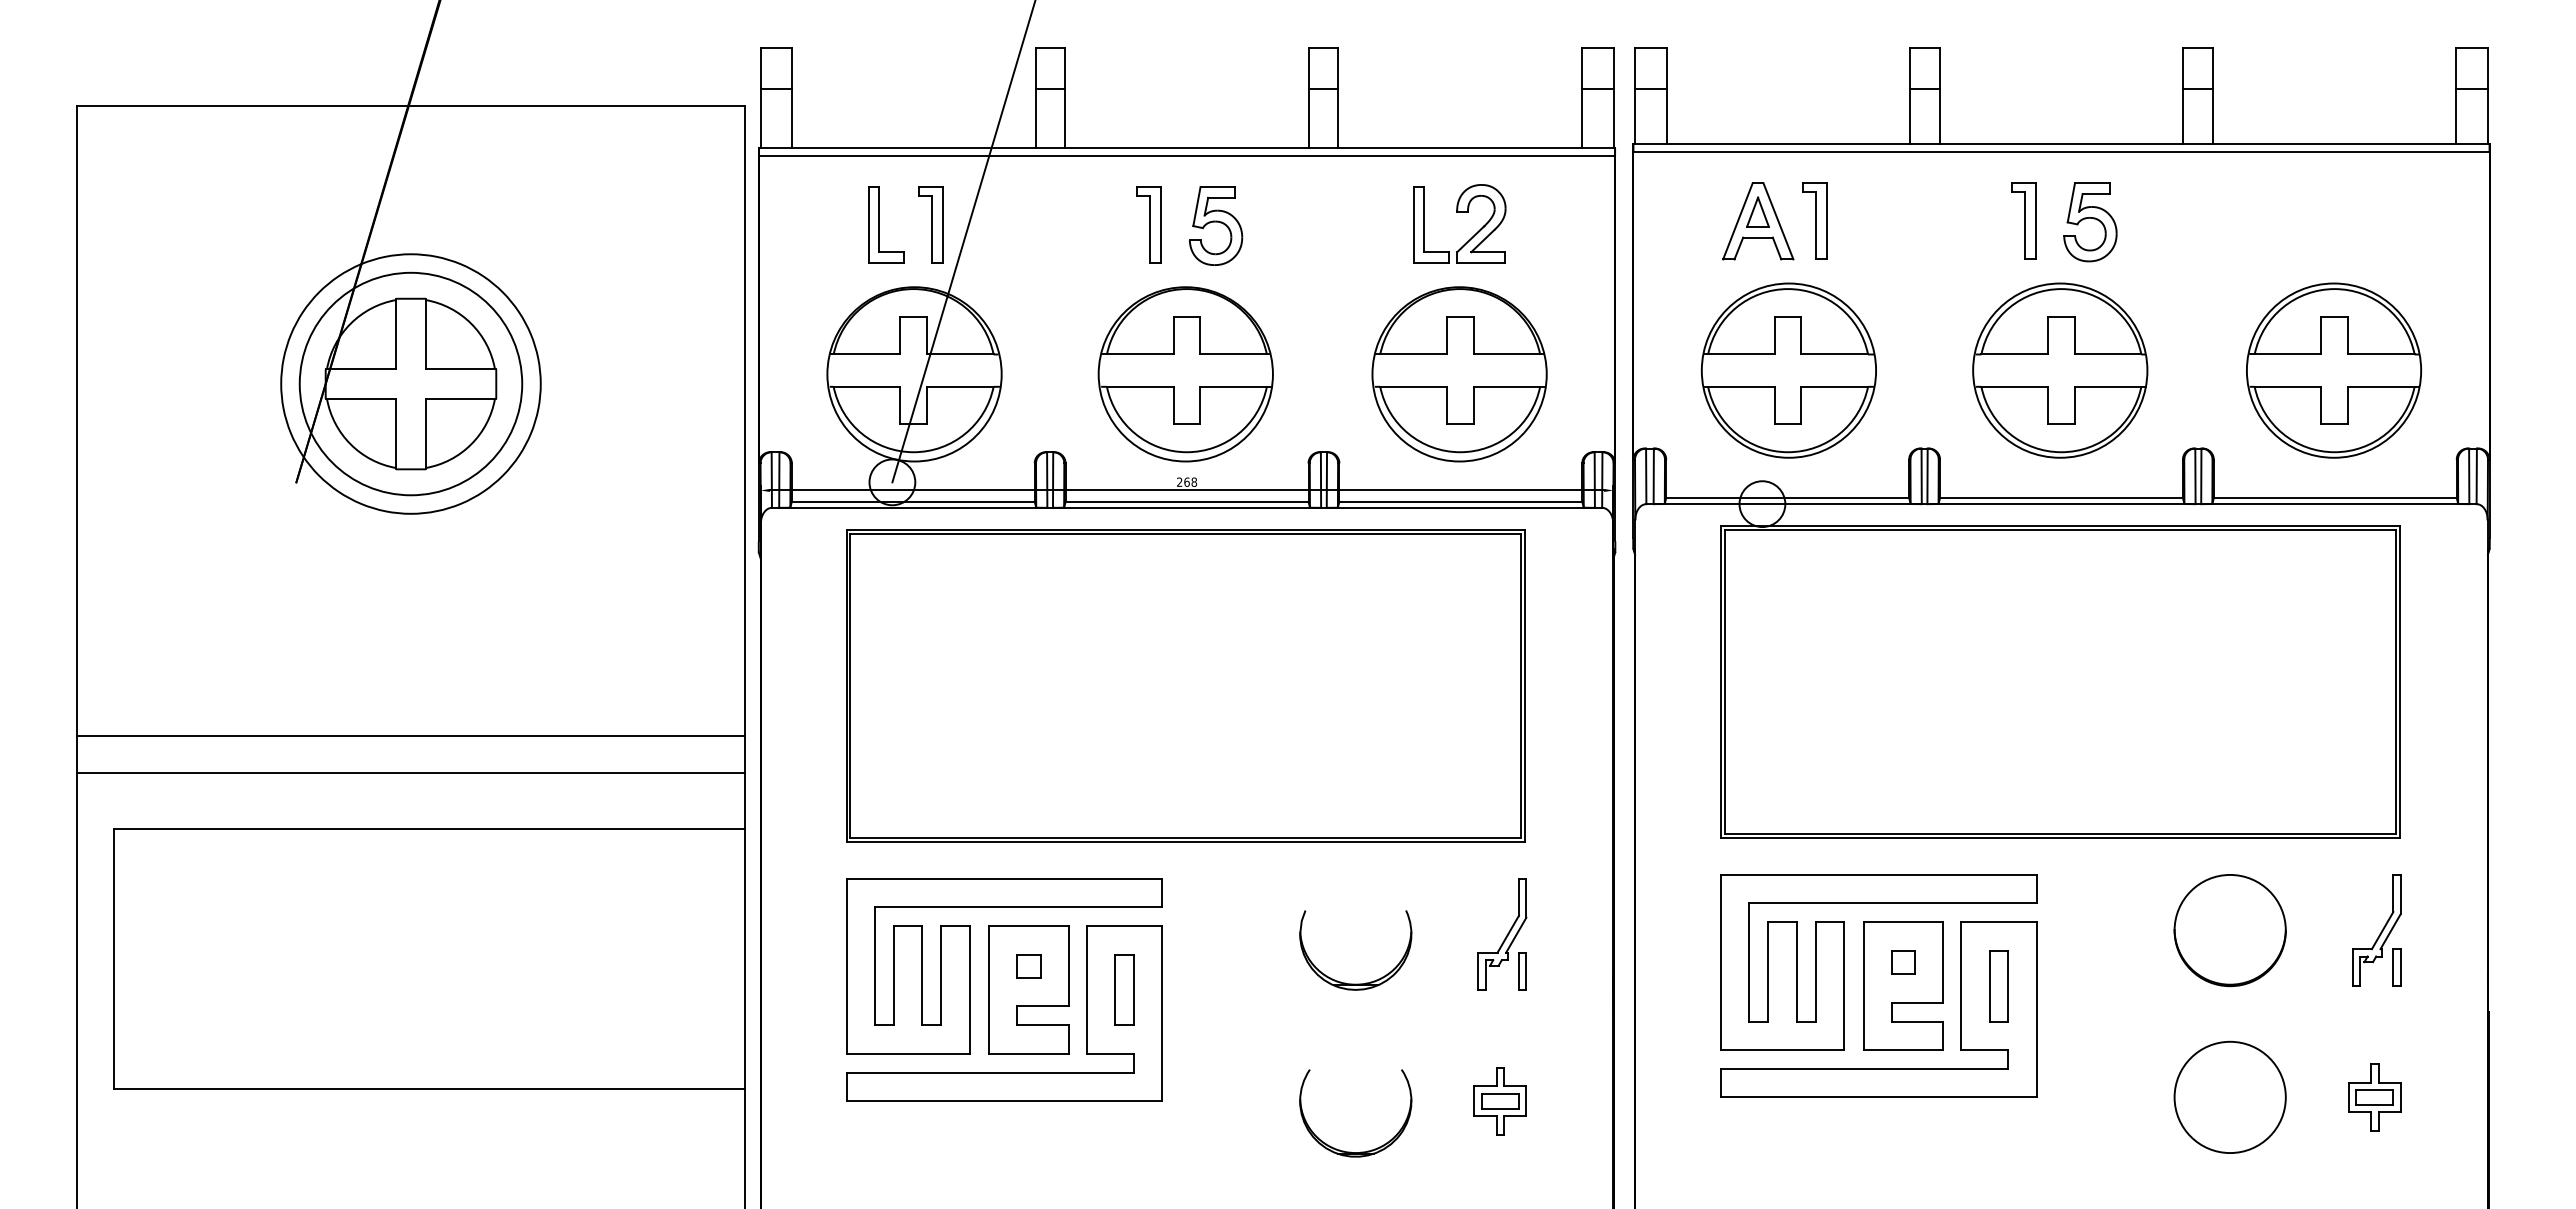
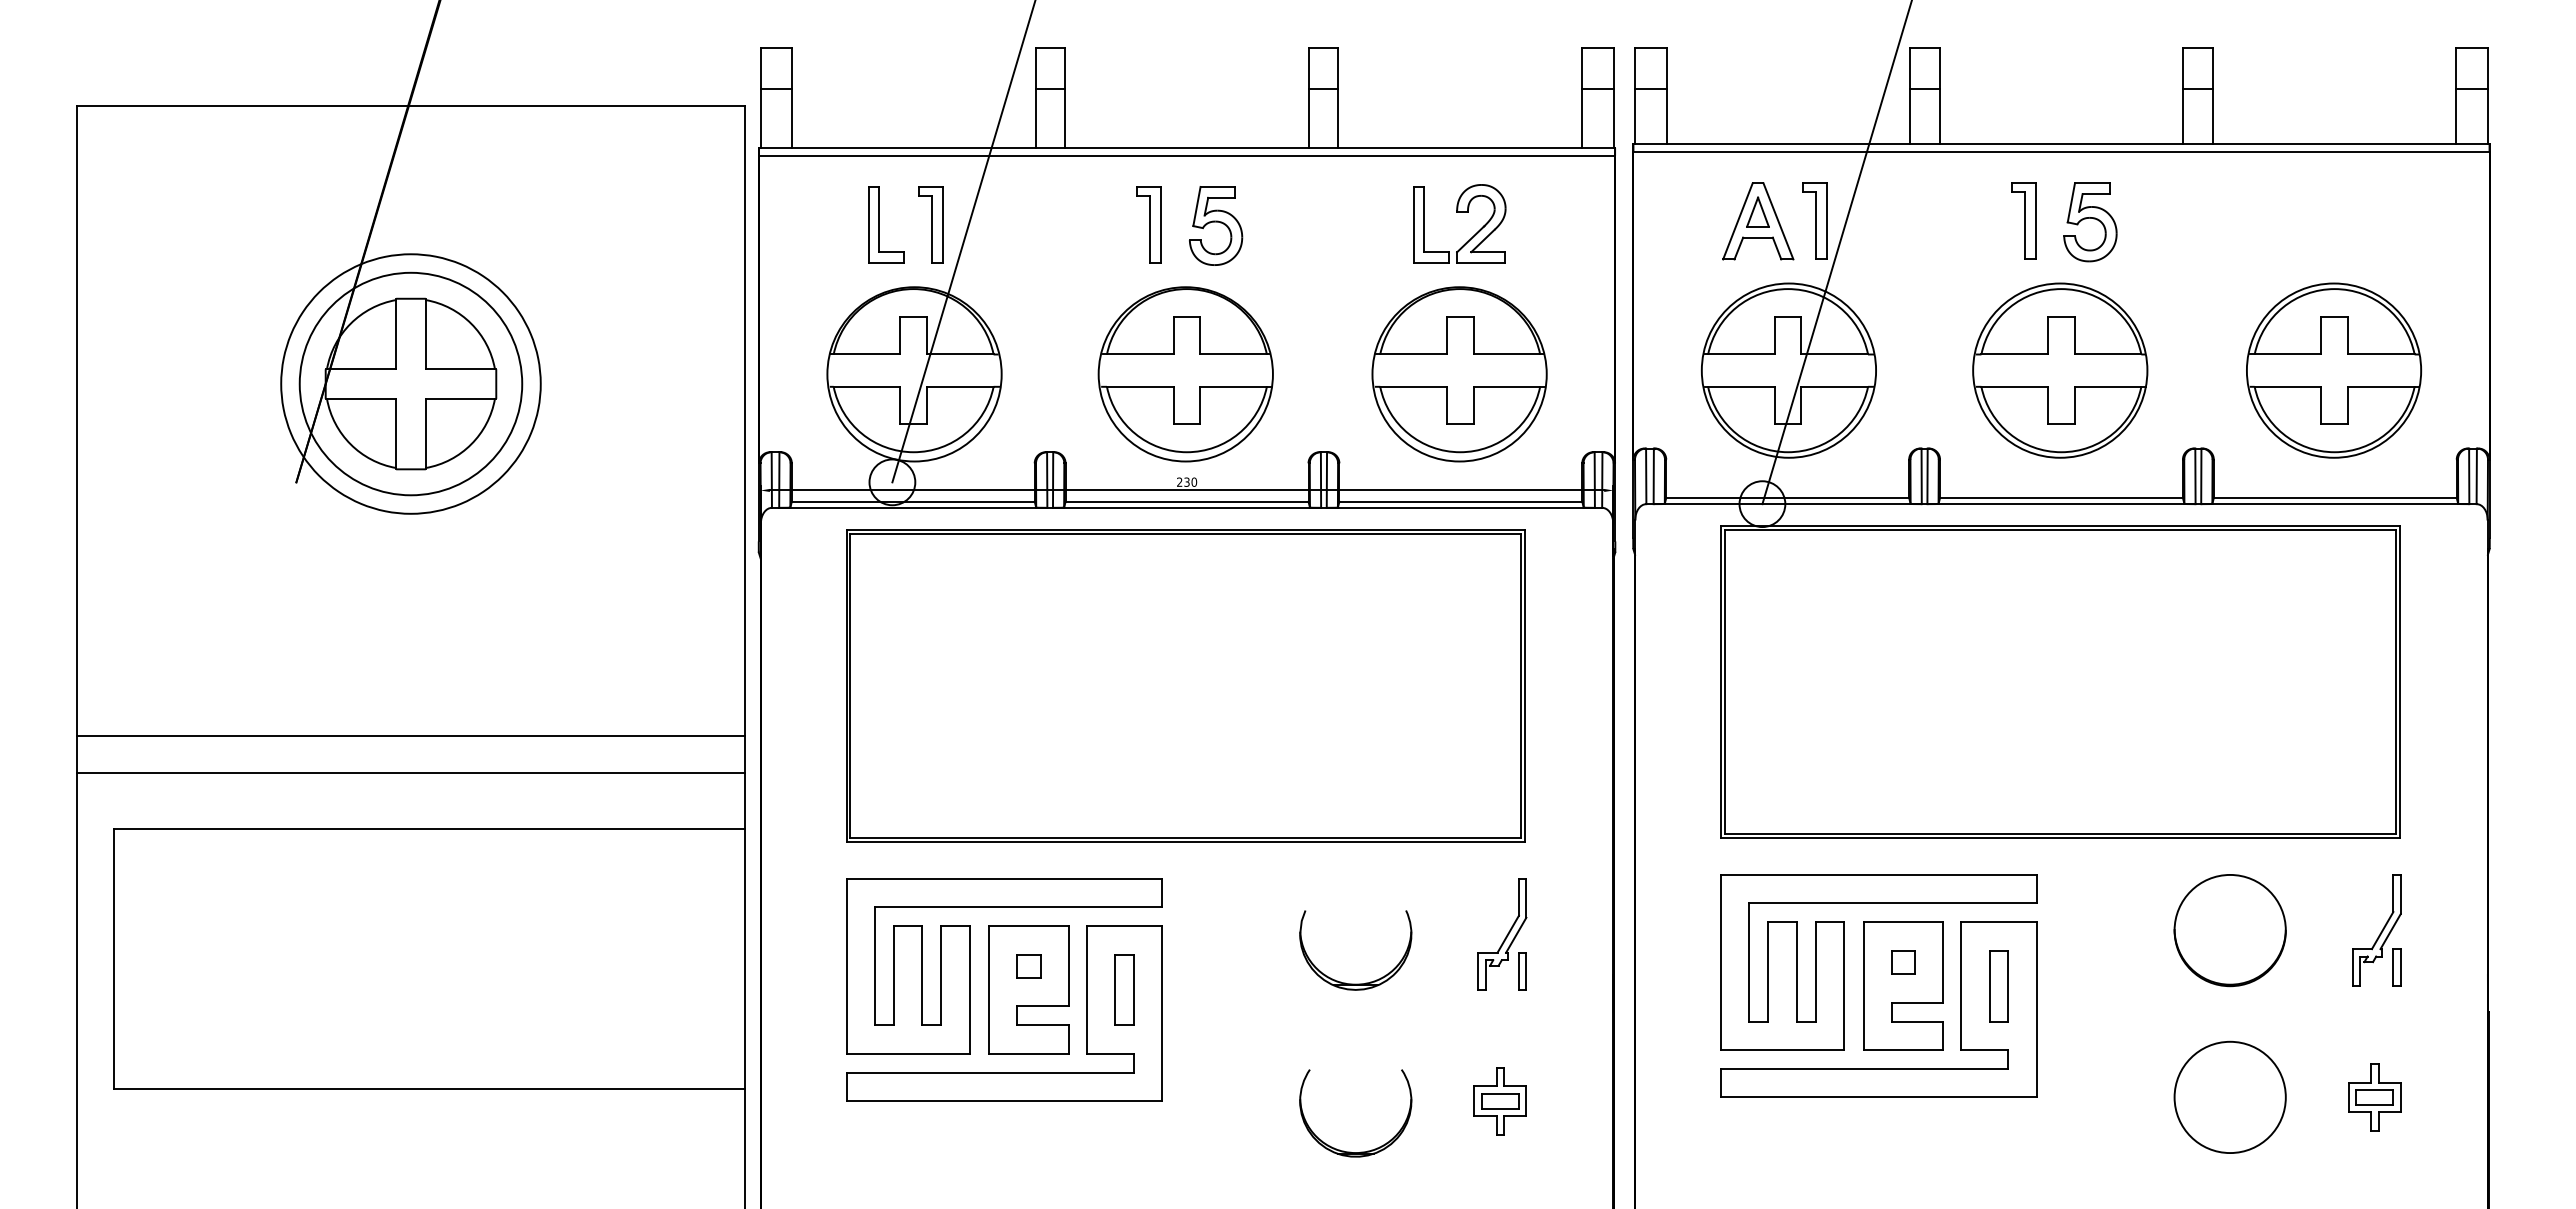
line: none -> present (1836, 253)
text: 268 -> 230 (1190, 481)
